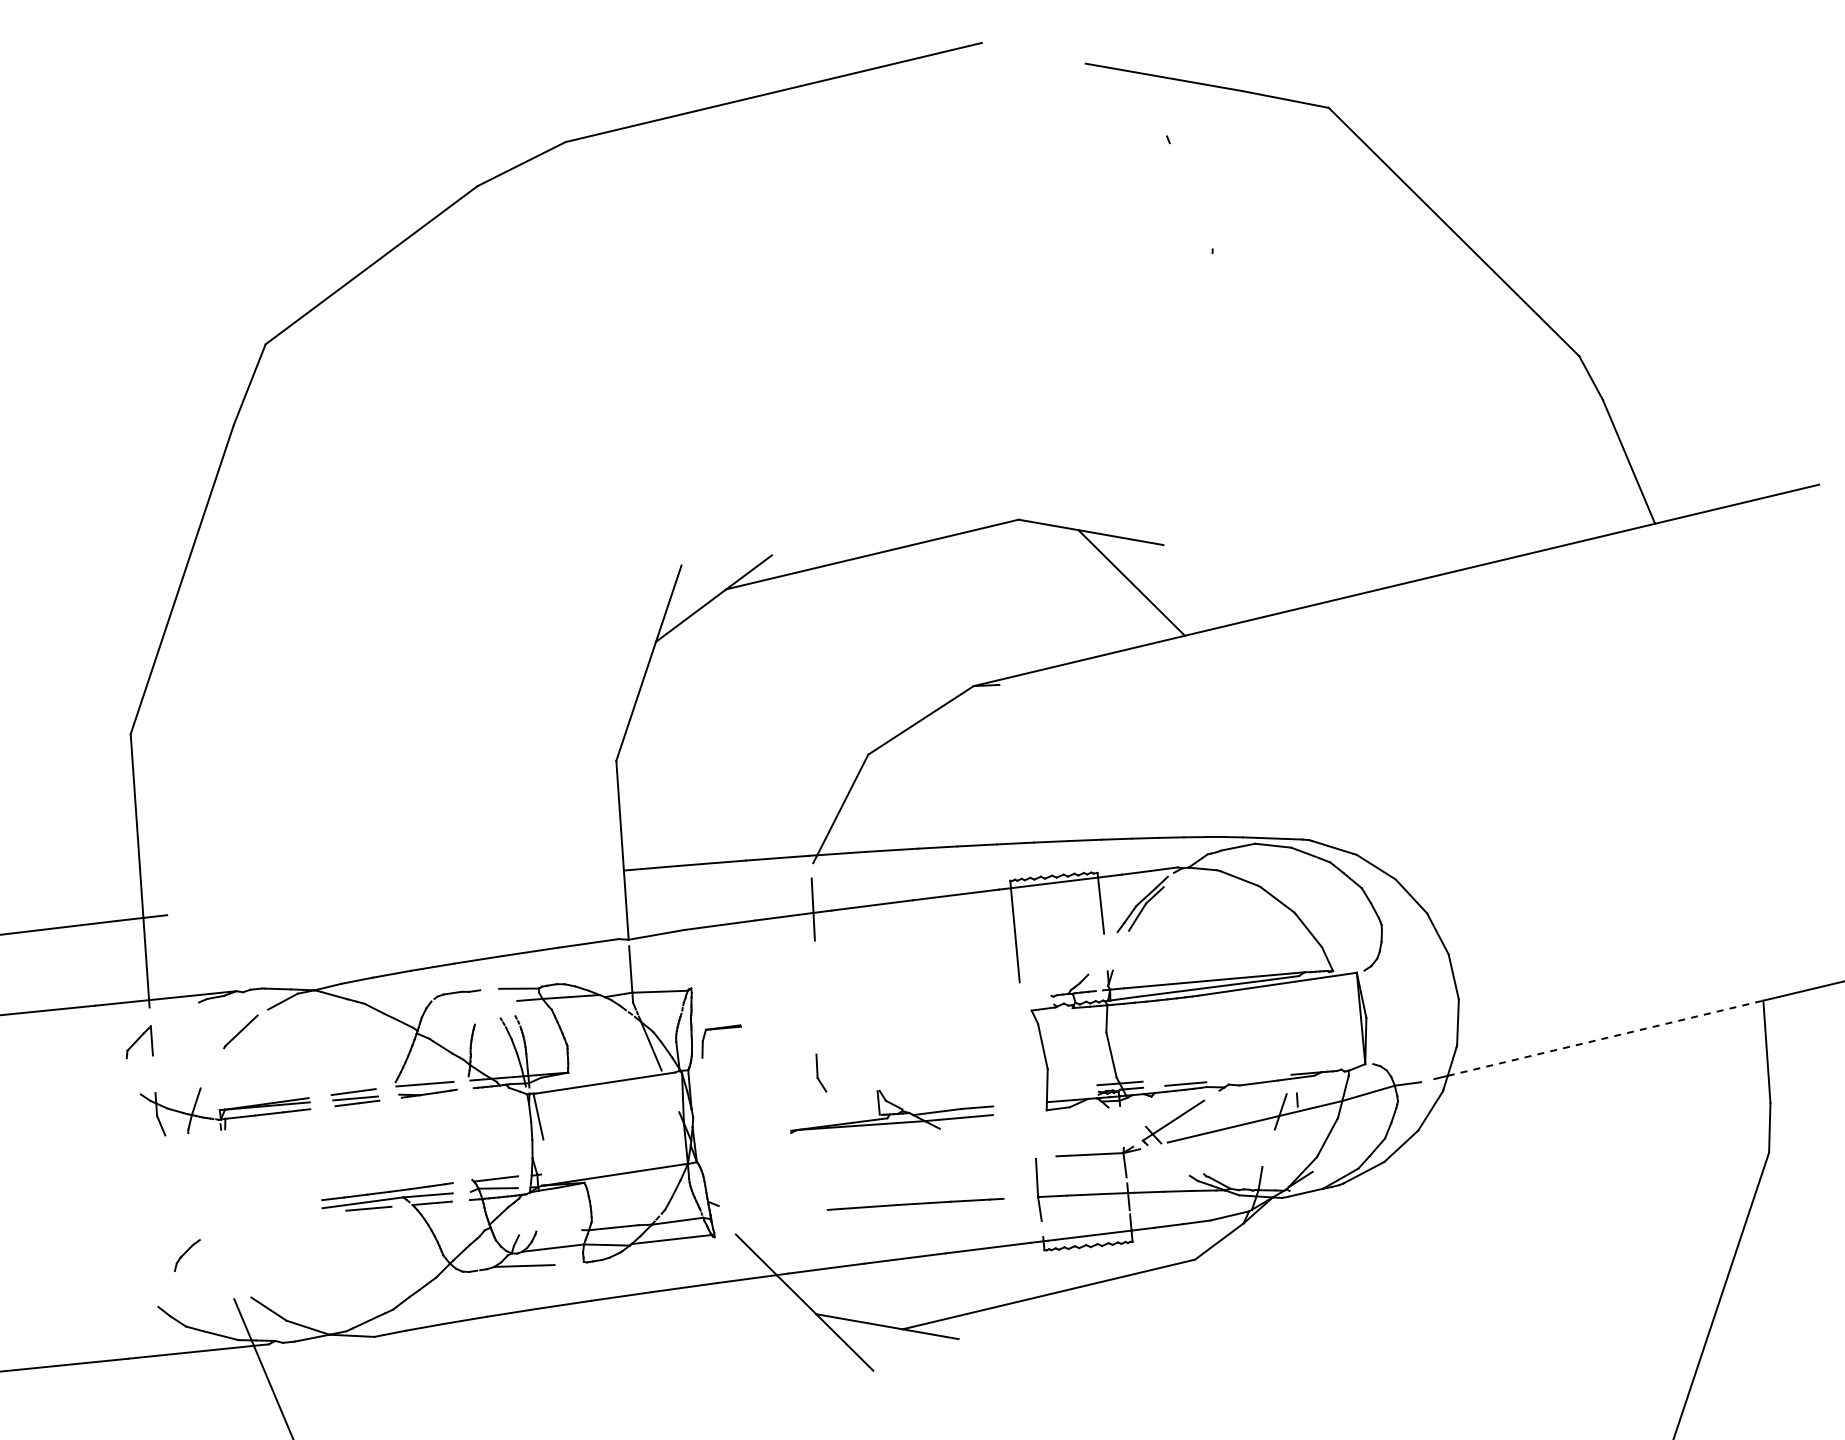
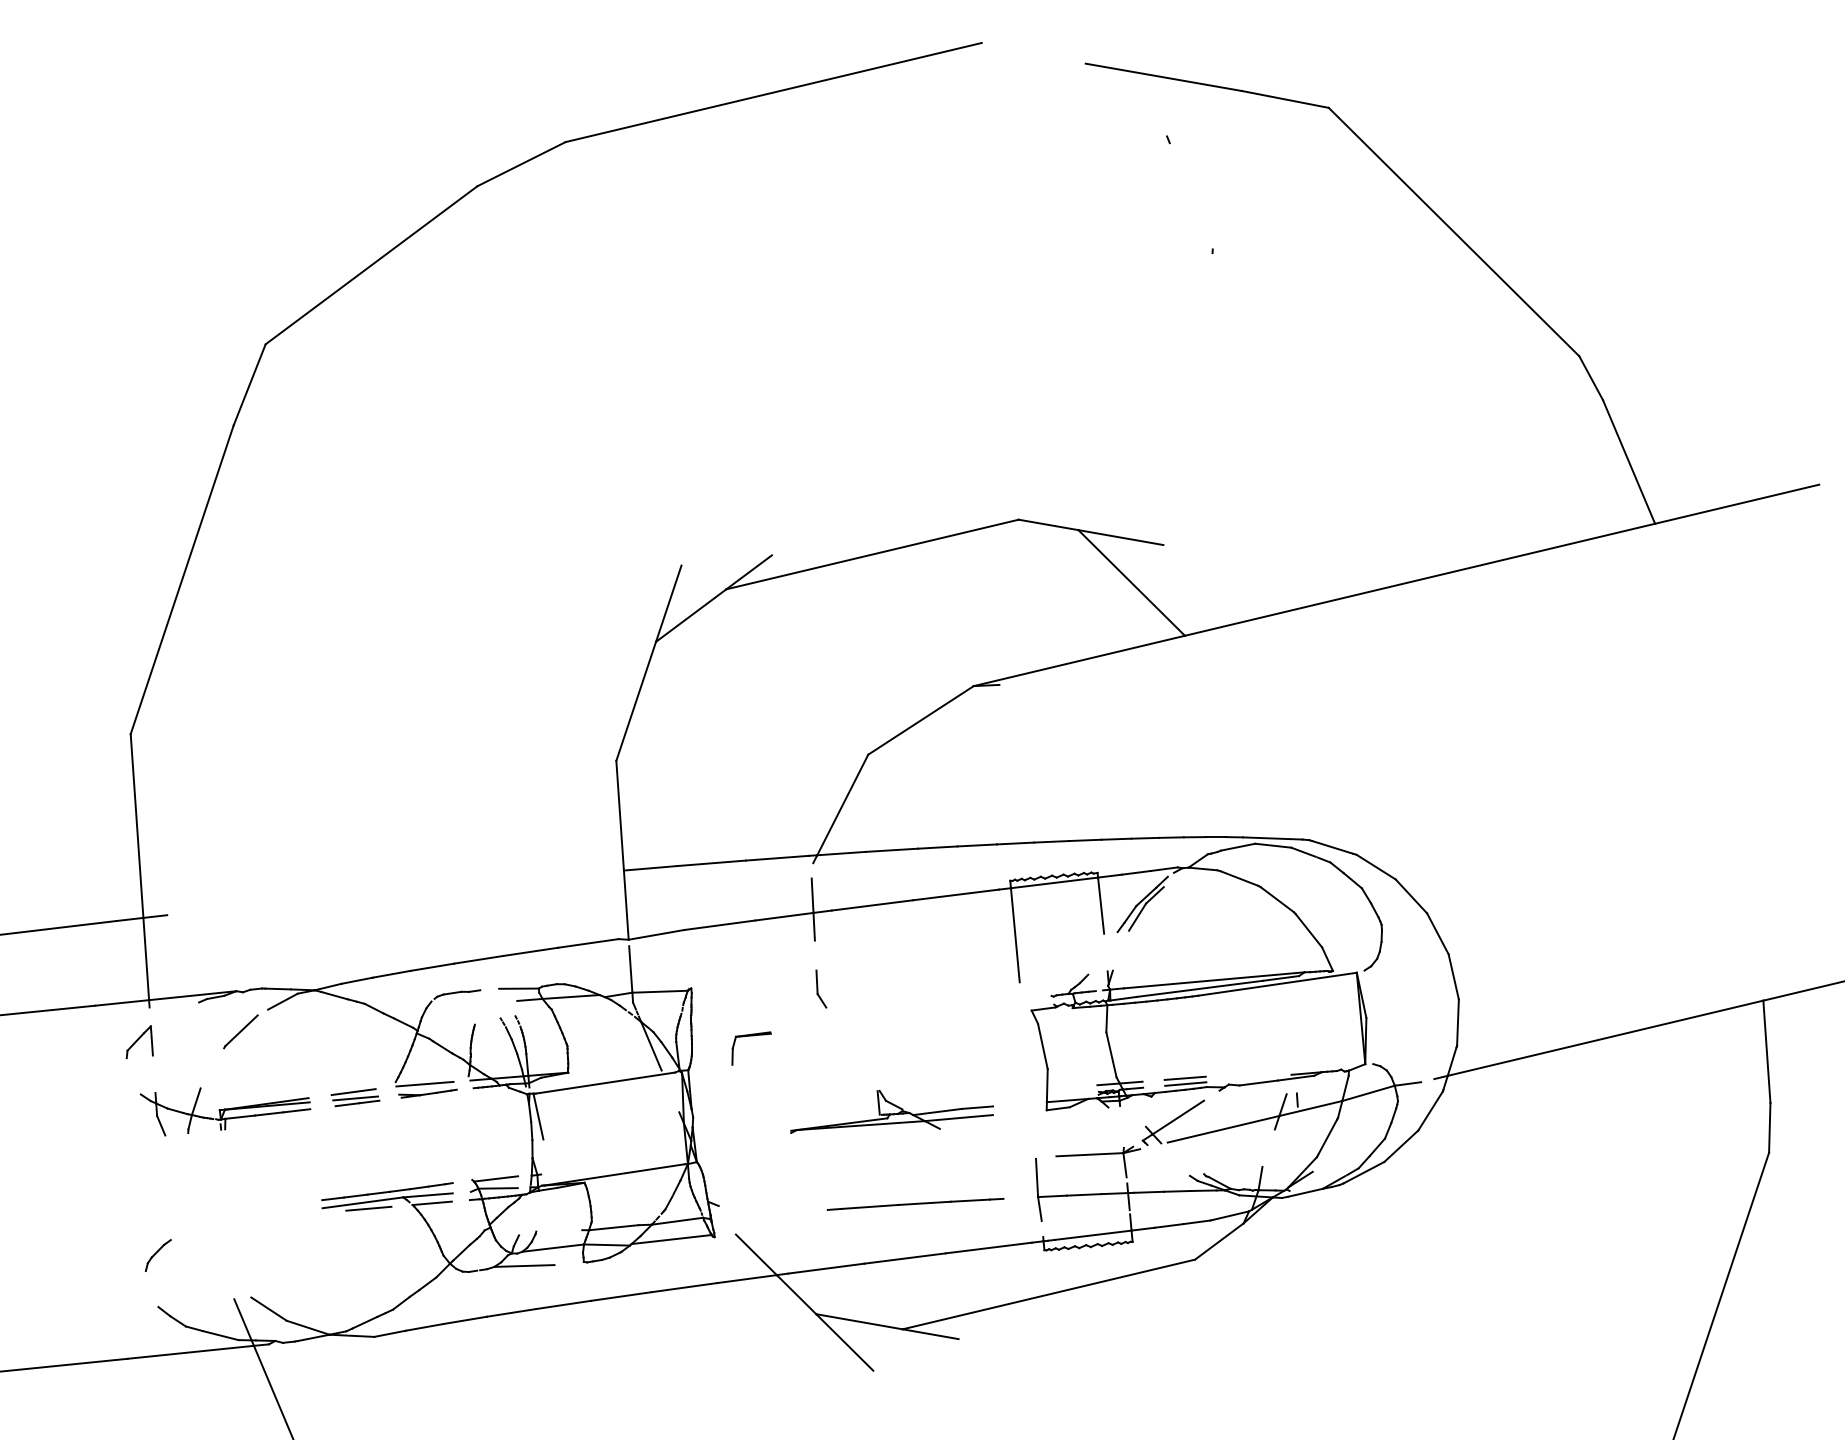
part position: (721, 1029) -> (751, 1036) (751, 1036)
line: dashed -> solid (1606, 1038)
part position: (821, 1072) -> (821, 988) (821, 988)
line: none -> present (1184, 1077)
part position: (186, 1255) -> (157, 1255) (157, 1255)
